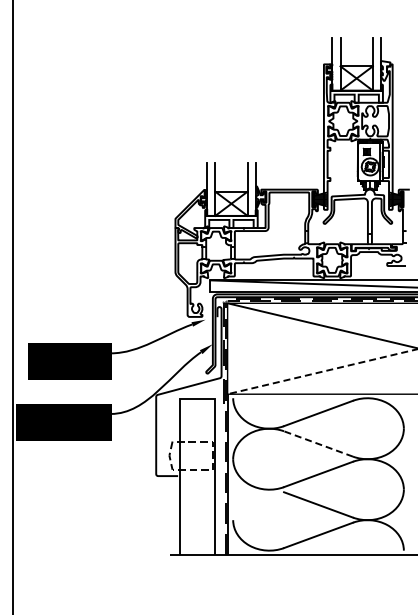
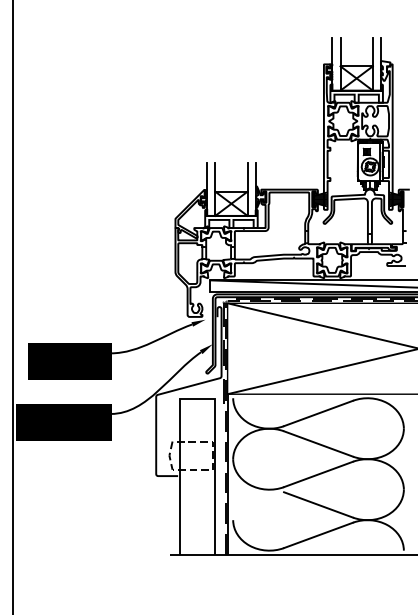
line: dashed -> solid (321, 371)
line: dashed -> solid (318, 443)
